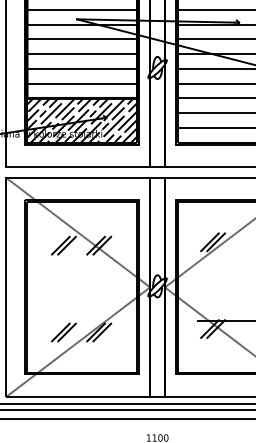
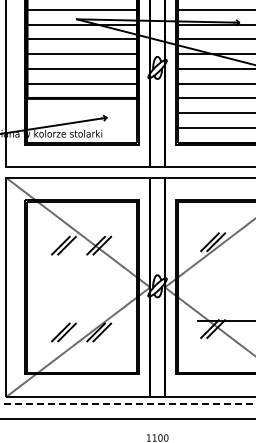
hatch: present -> none (81, 120)
line: solid -> dashed (128, 404)
line: present -> none (127, 409)
